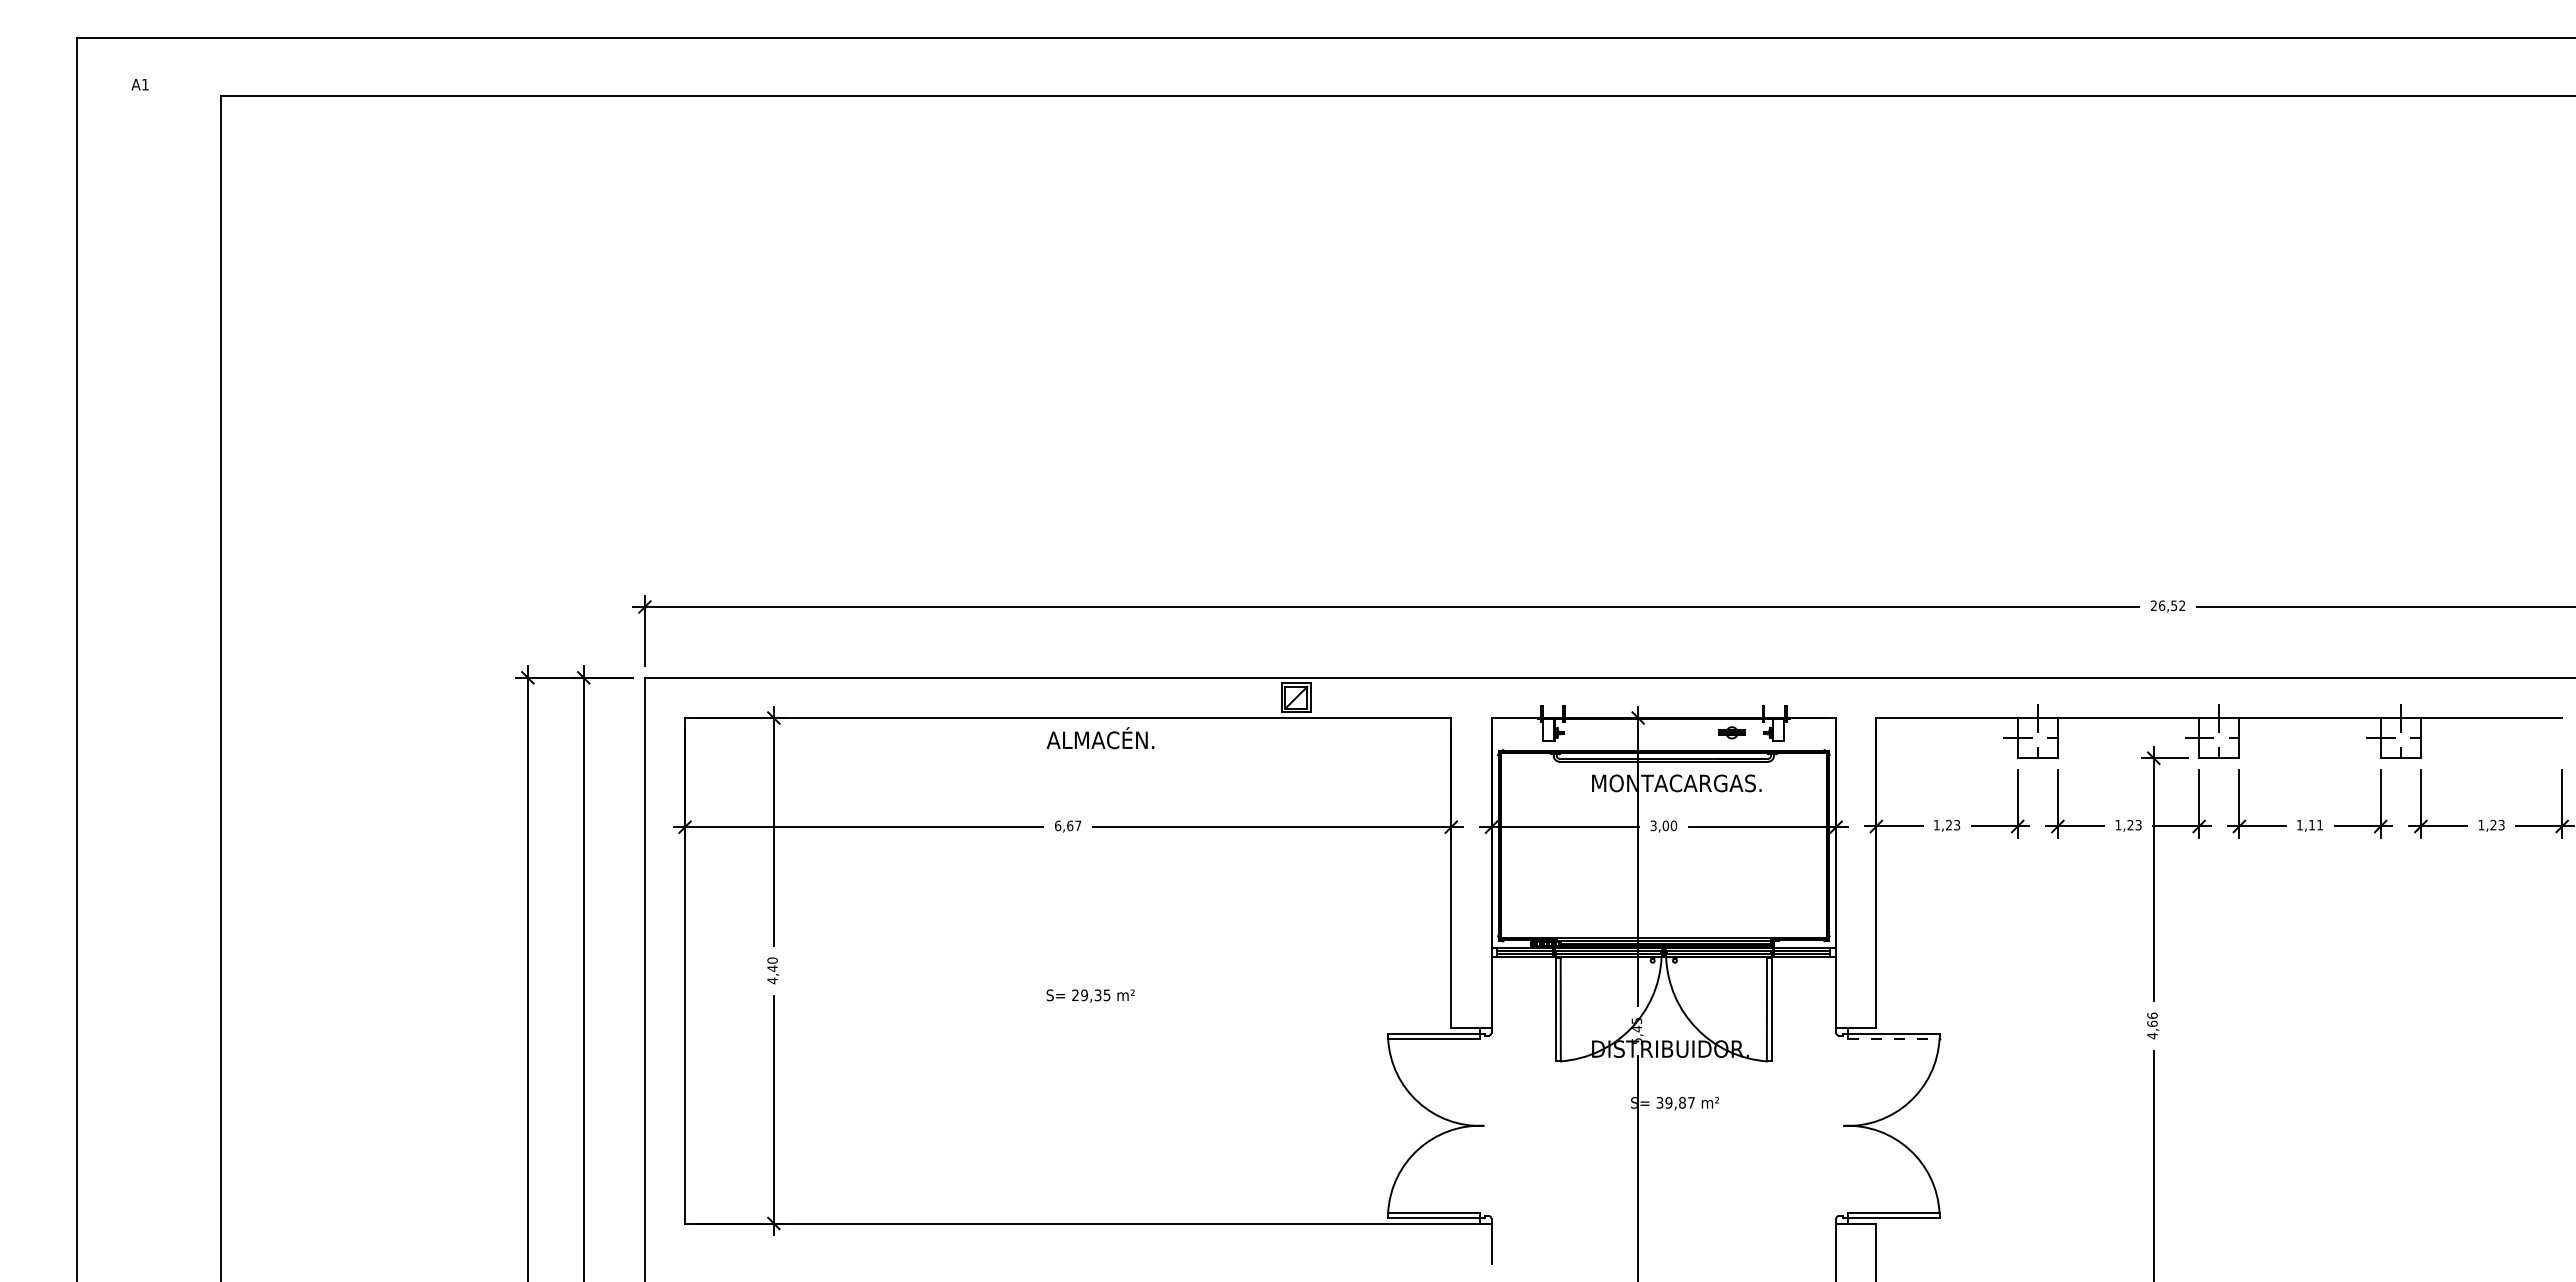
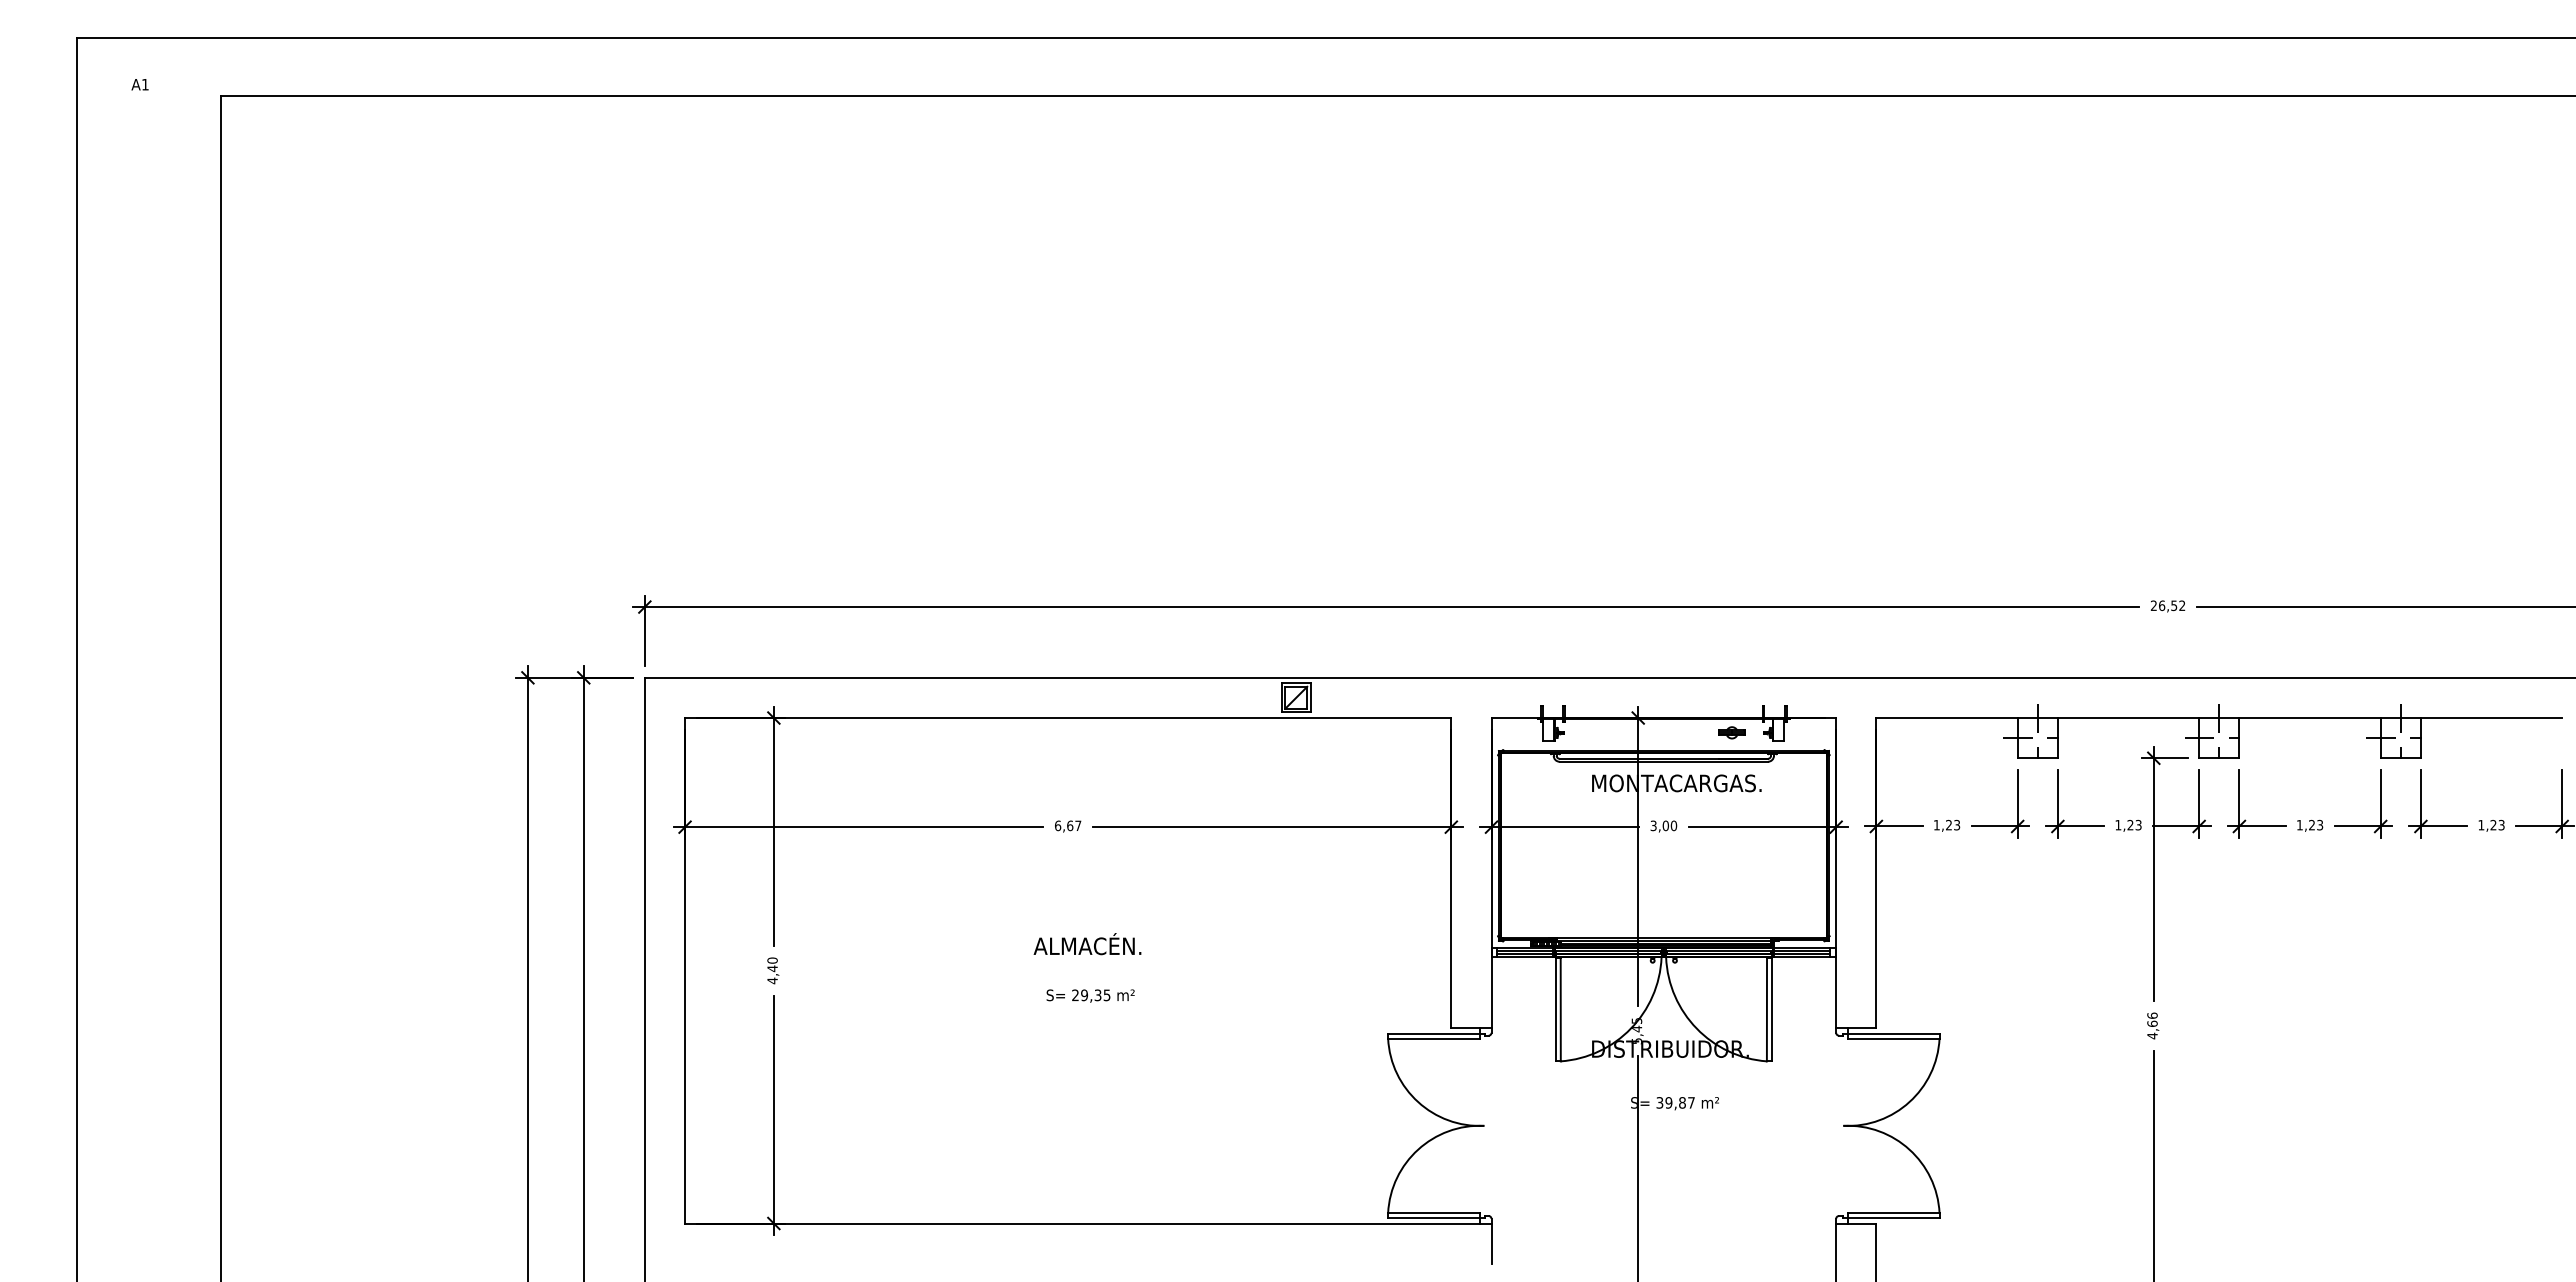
text position: (1100, 738) -> (1087, 944) (1087, 944)
text: 1,11 -> 1,23 (2316, 824)
line: dashed -> solid (1893, 1038)
